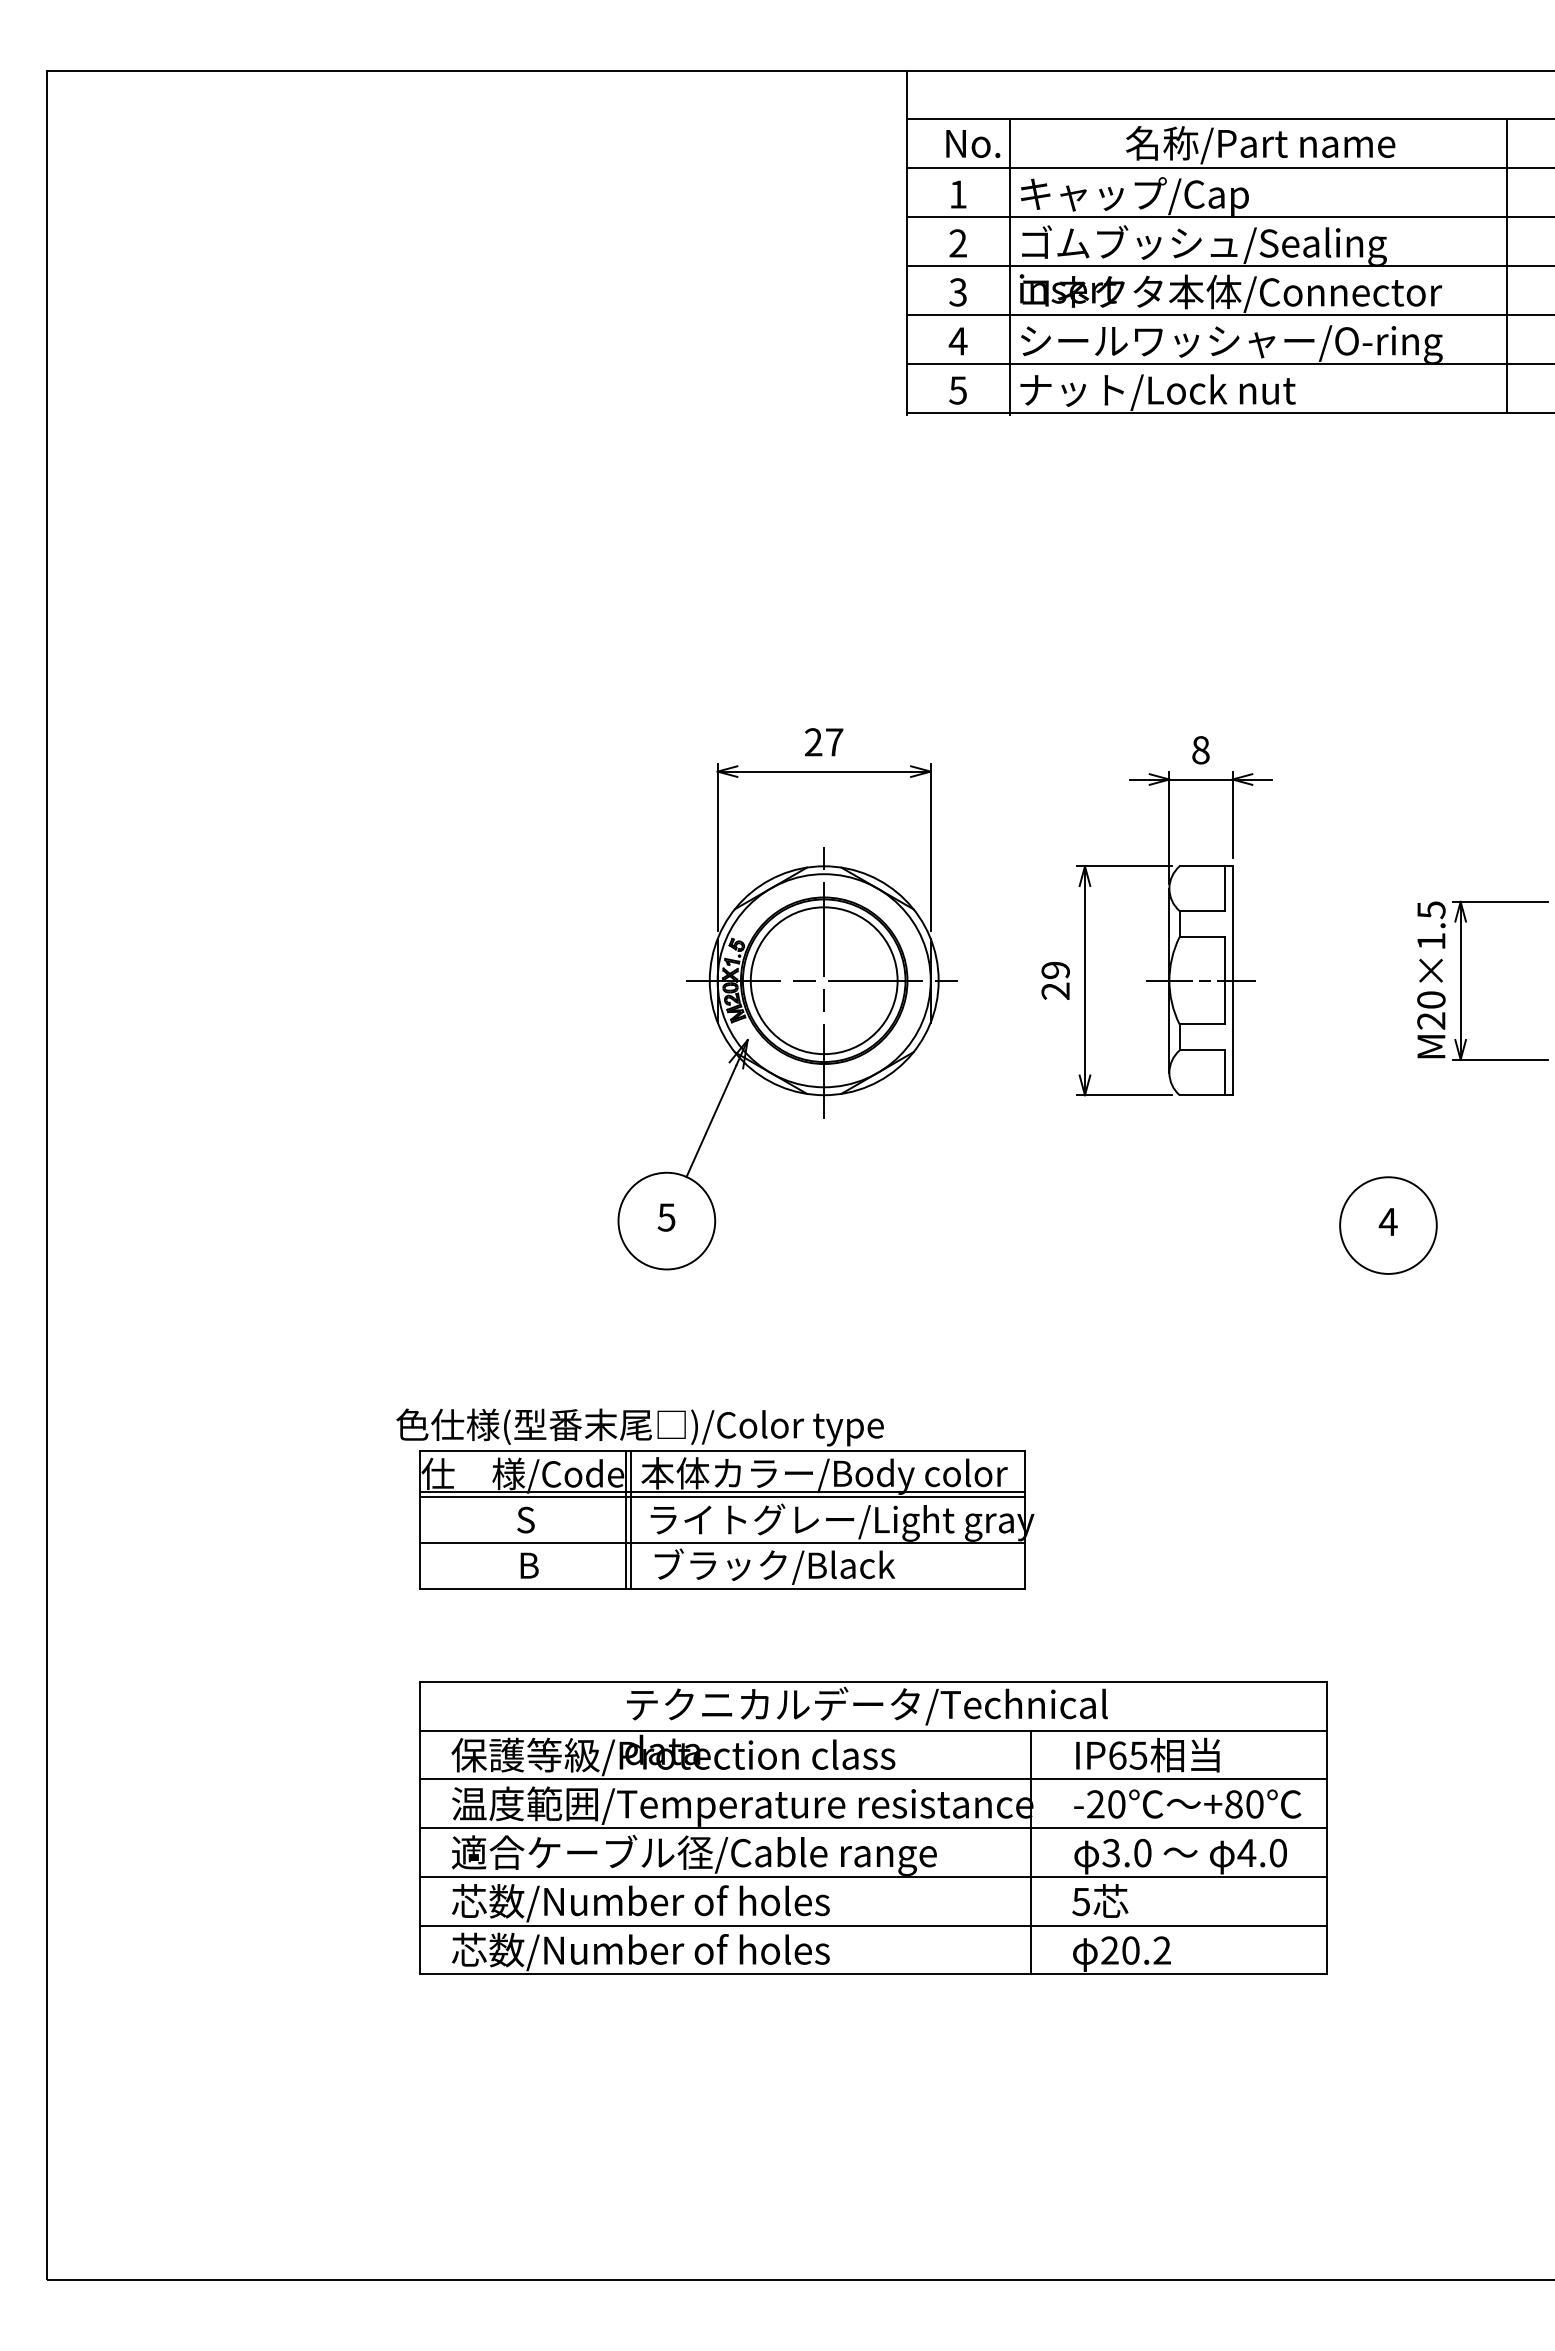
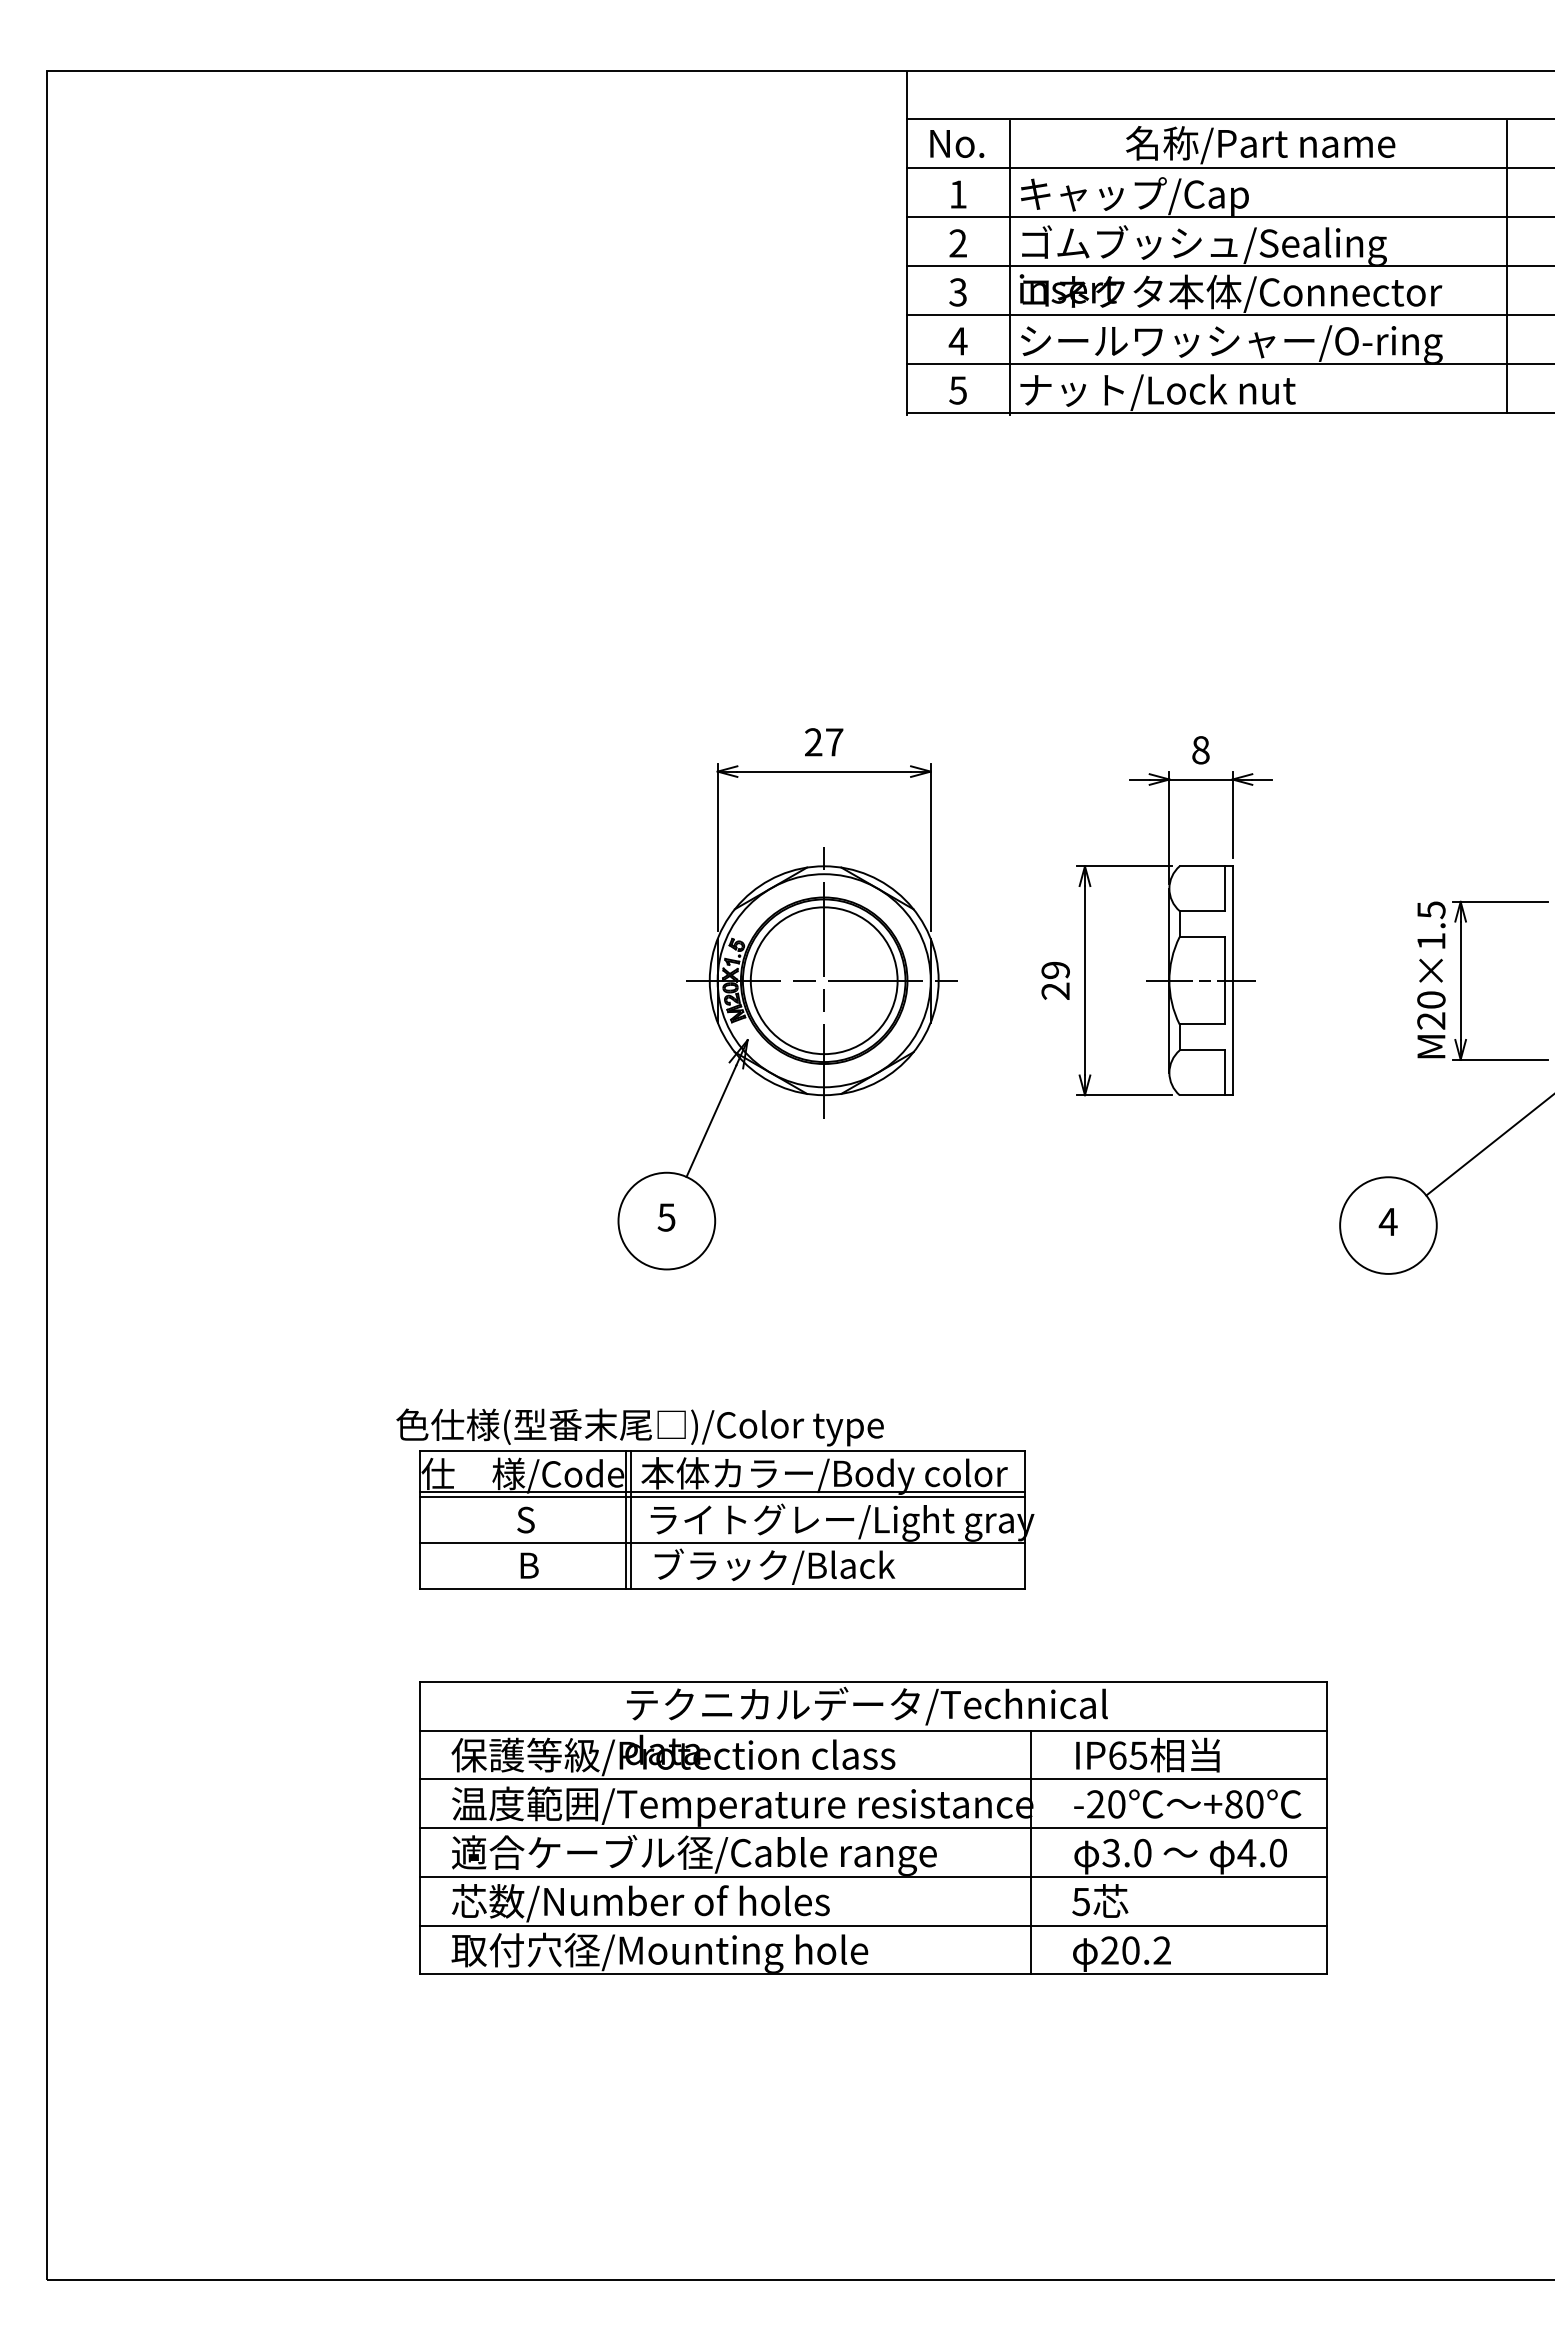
text position: (973, 143) -> (957, 143) (957, 143)
line: none -> present (1488, 1145)
text: 芯数/Number of holes -> 取付穴径/Mounting hole (659, 1952)
